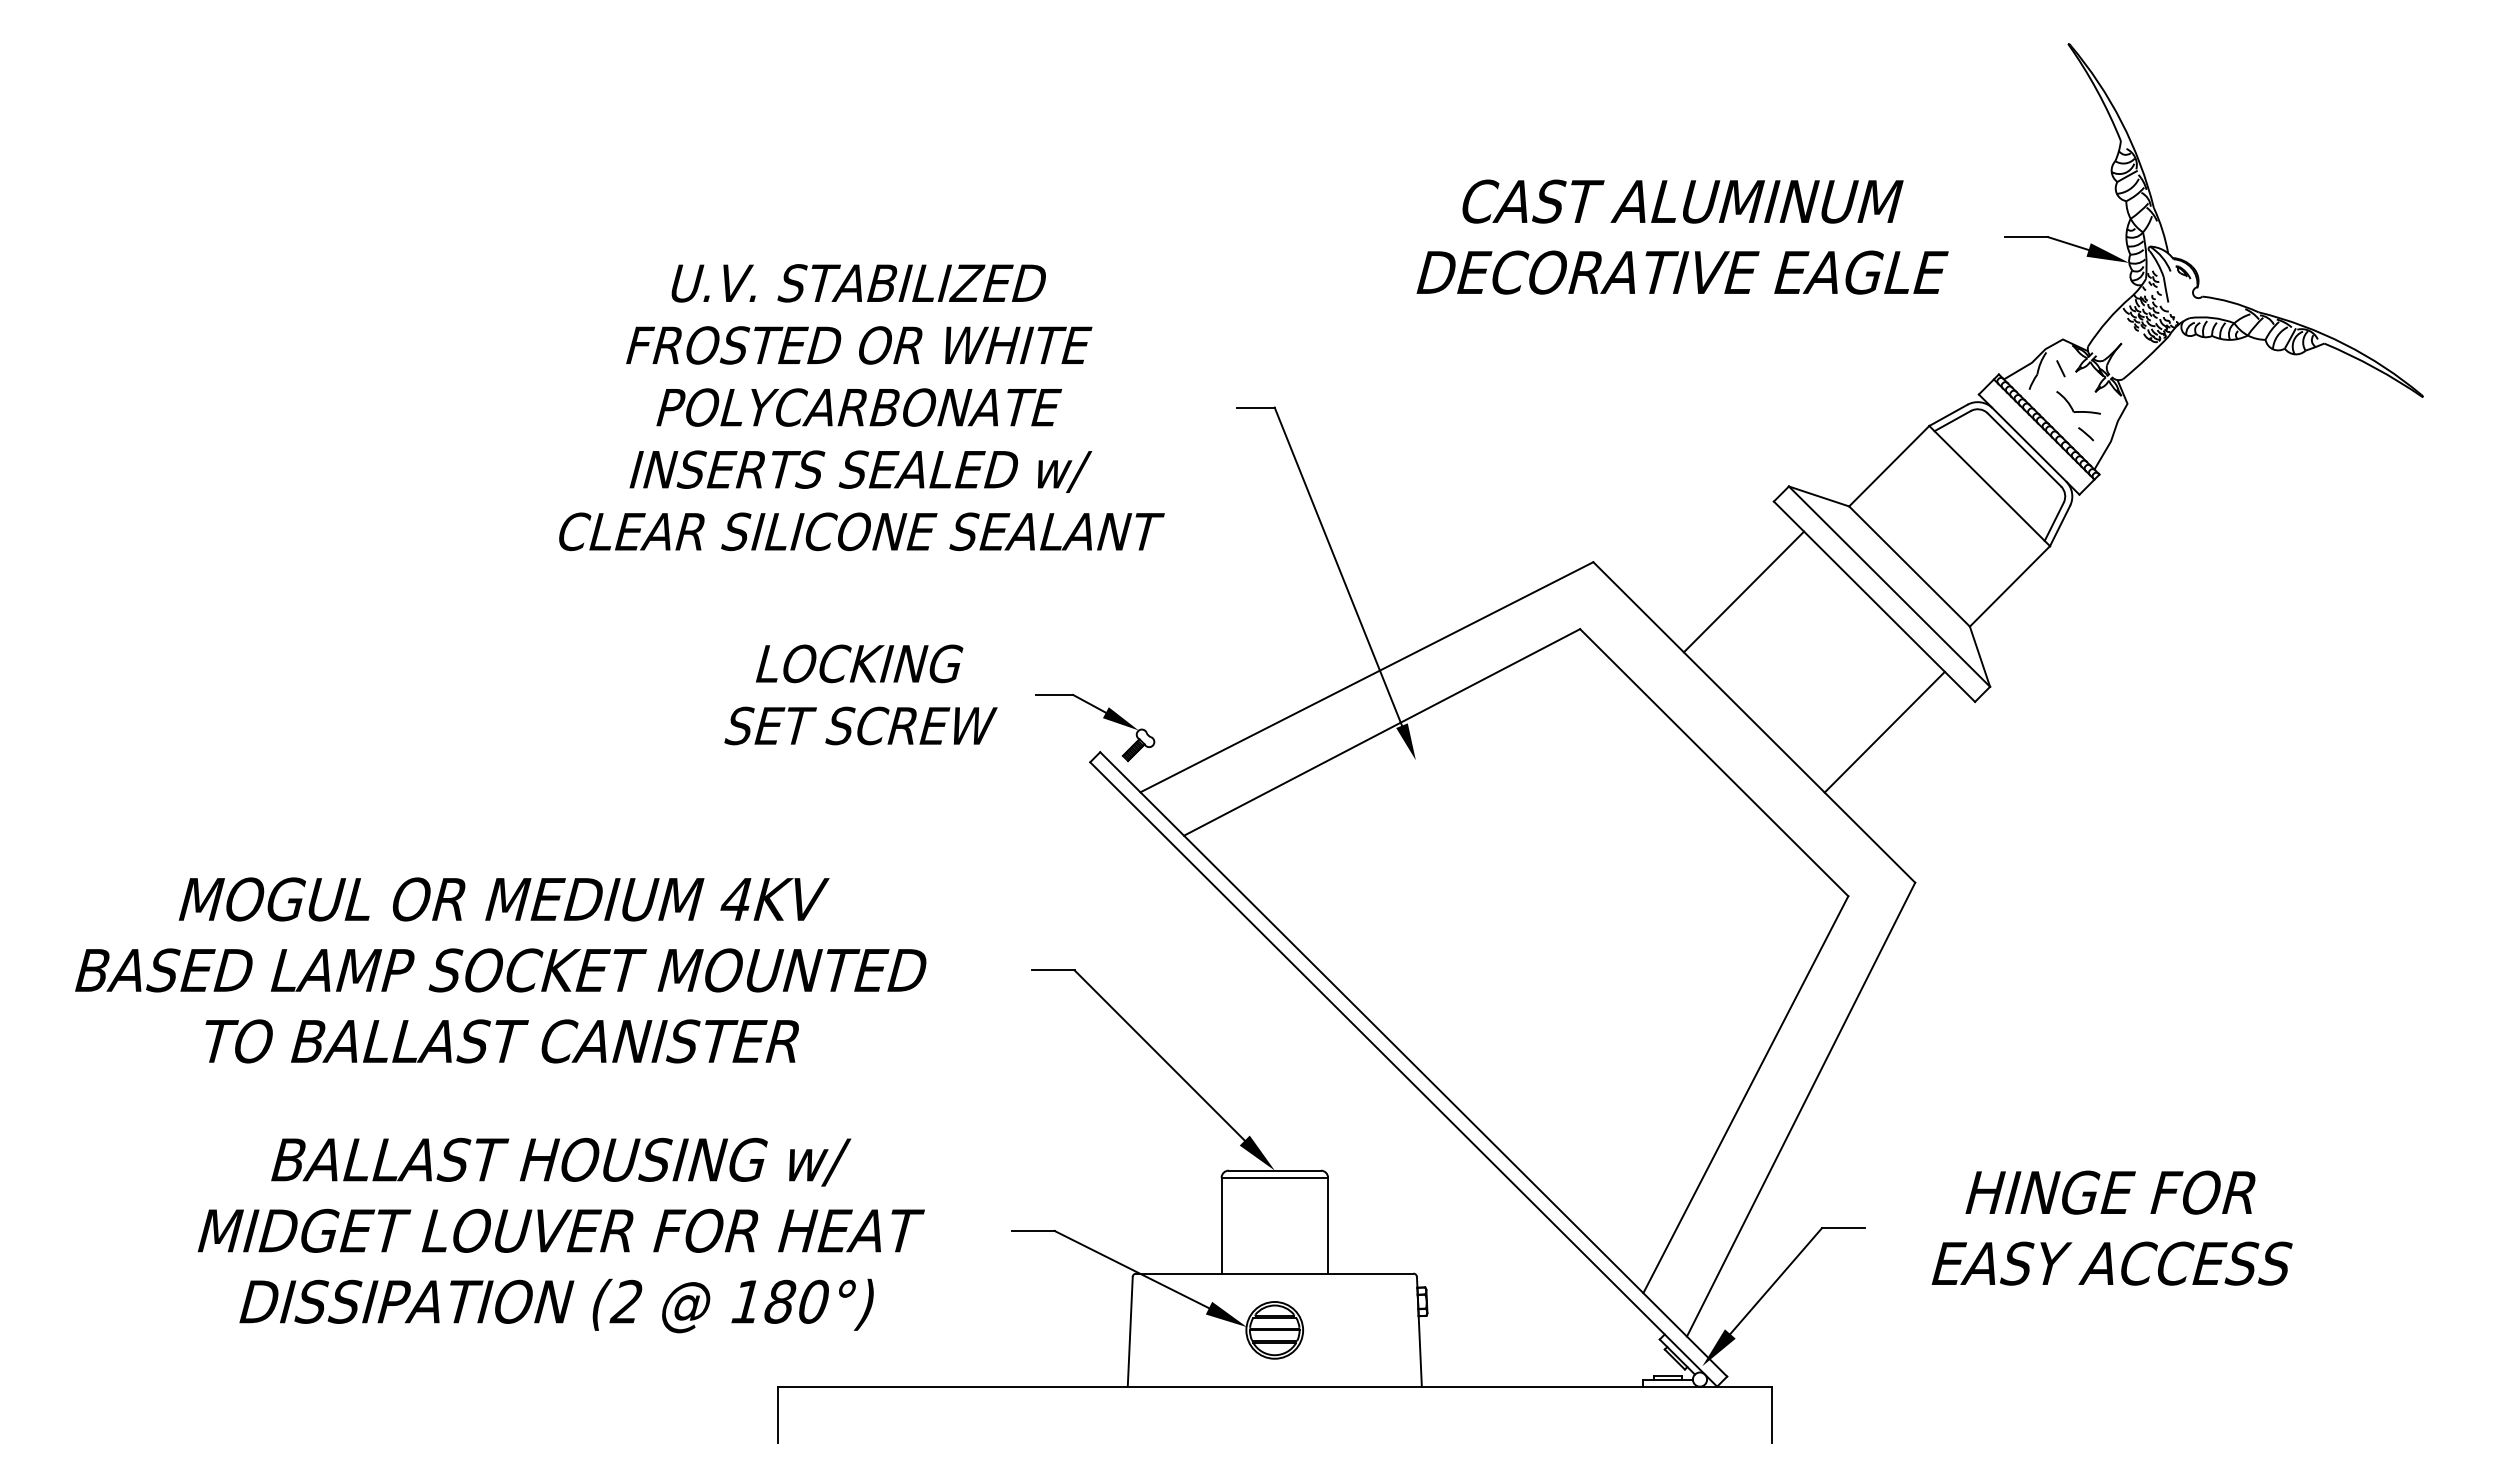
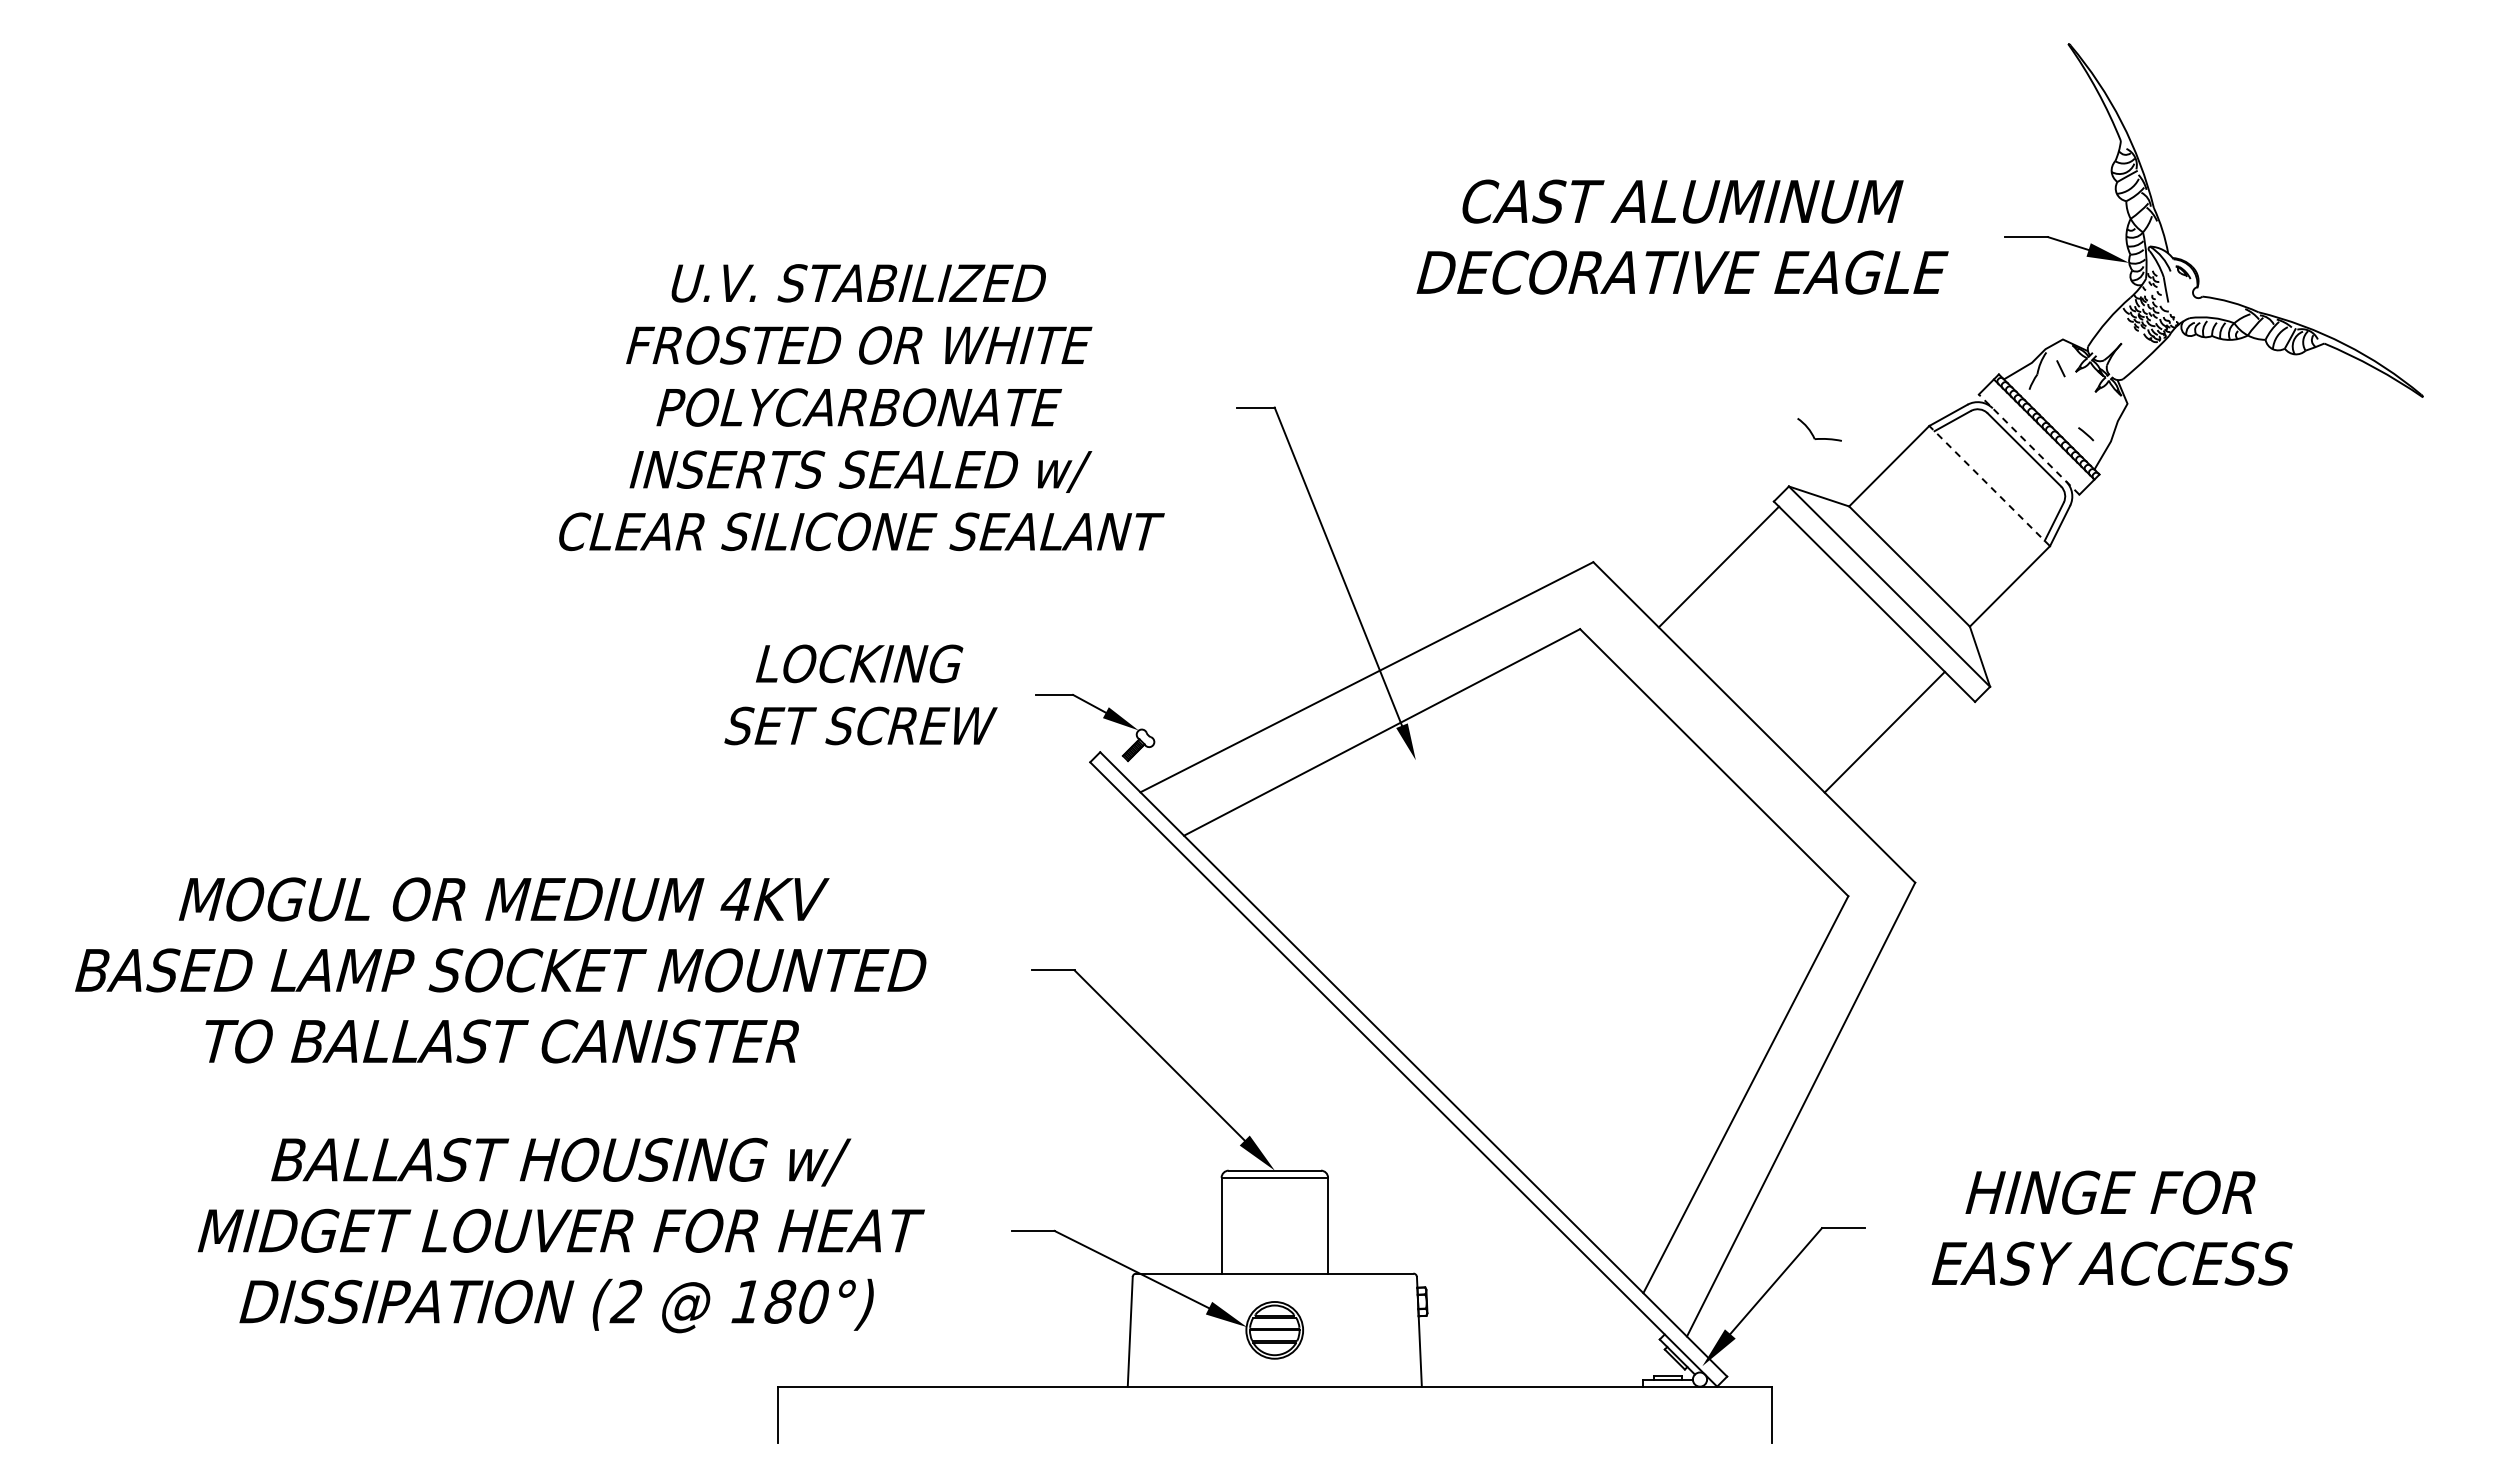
part position: (2071, 405) -> (1812, 432) (1812, 432)
line: solid -> dashed (2029, 444)
line: solid -> dashed (1989, 485)
line position: (1743, 591) -> (1718, 566) (1718, 566)
